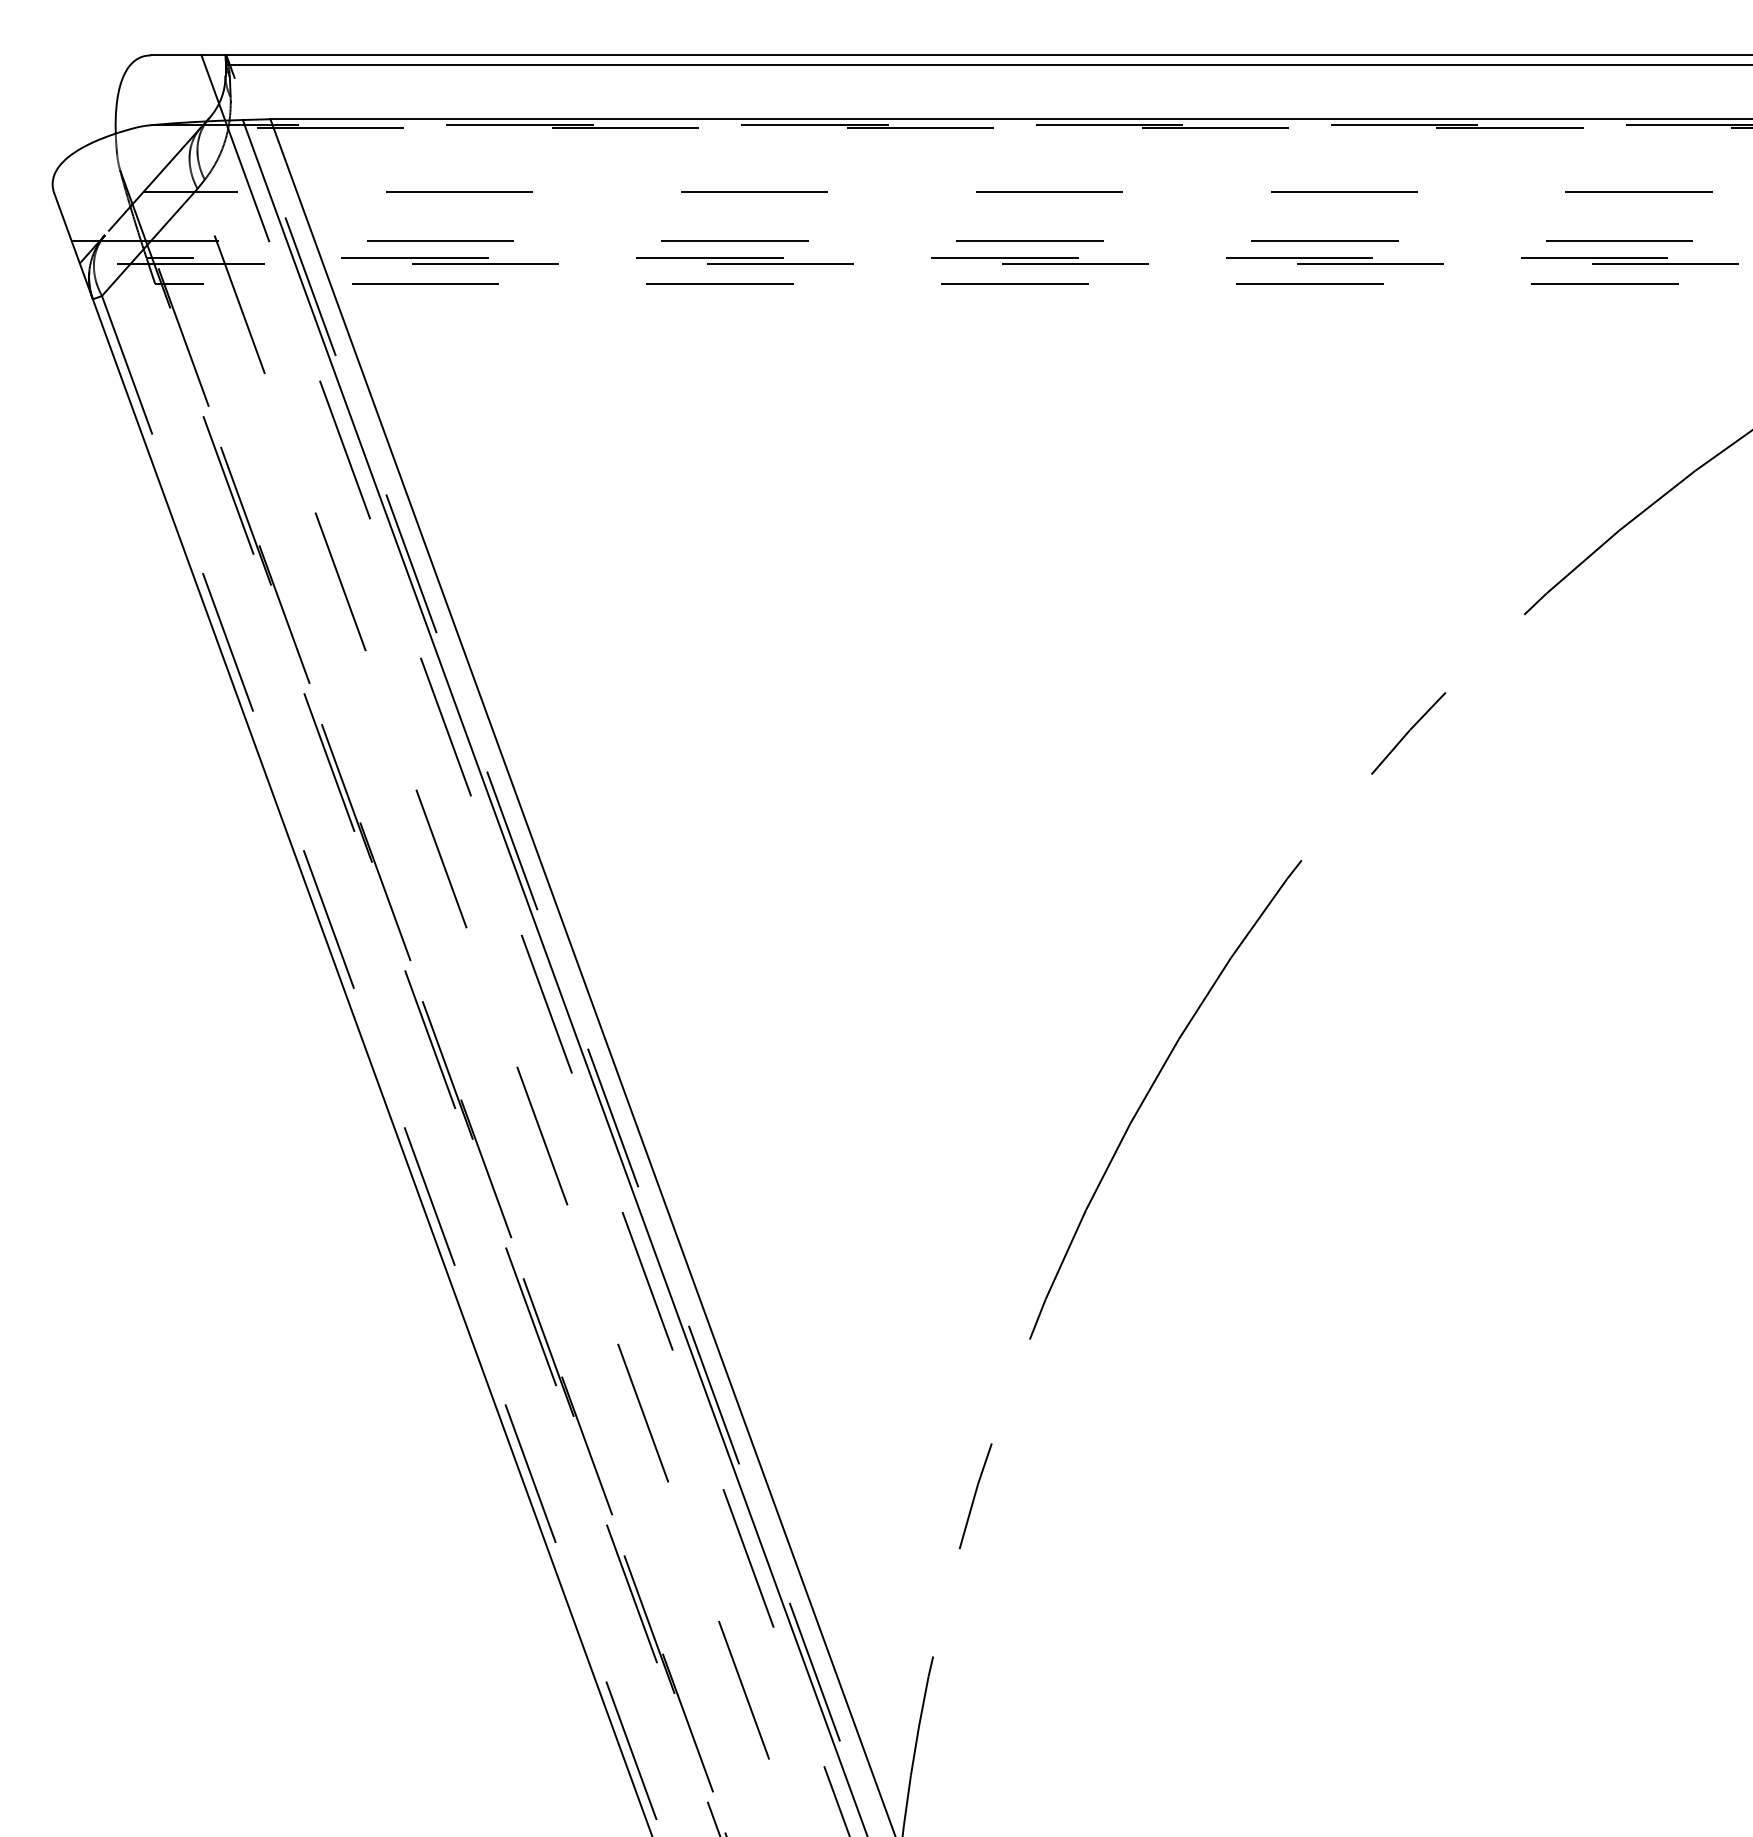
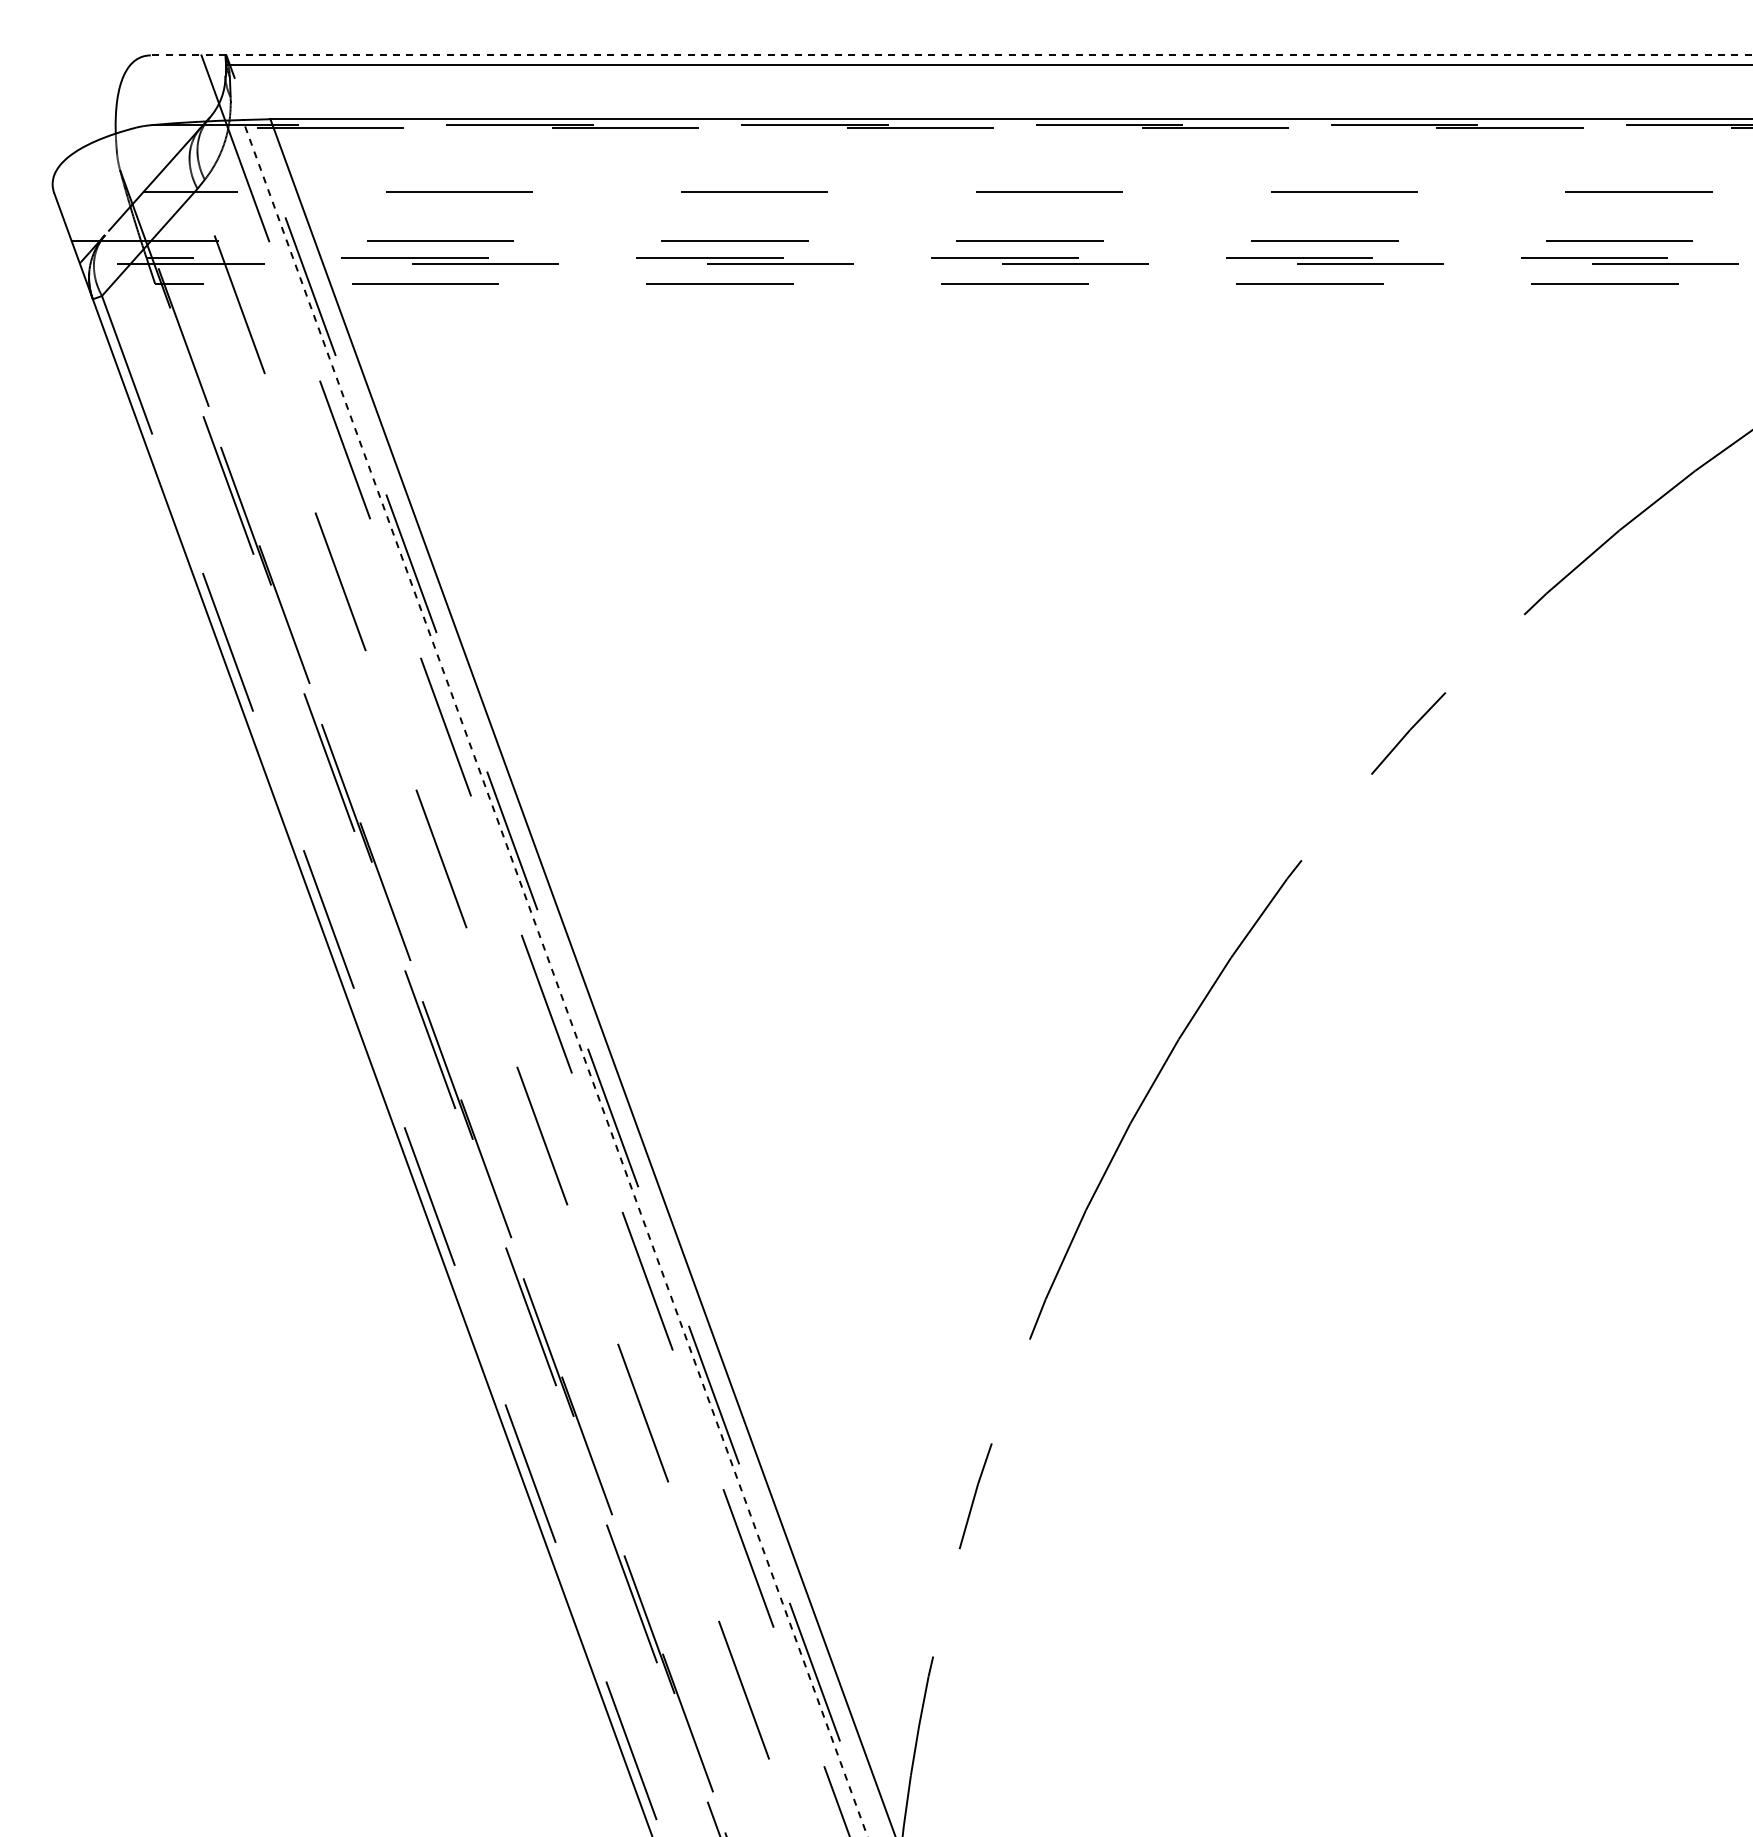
line: solid -> dashed (951, 55)
line: solid -> dashed (555, 977)
